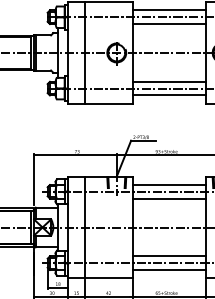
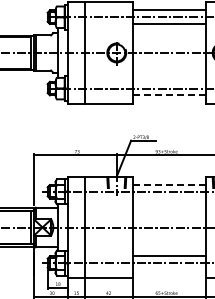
line: present -> none (169, 81)
line: solid -> dashed (169, 95)
line: solid -> dashed (169, 185)
line: present -> none (169, 198)
line: present -> none (169, 269)
